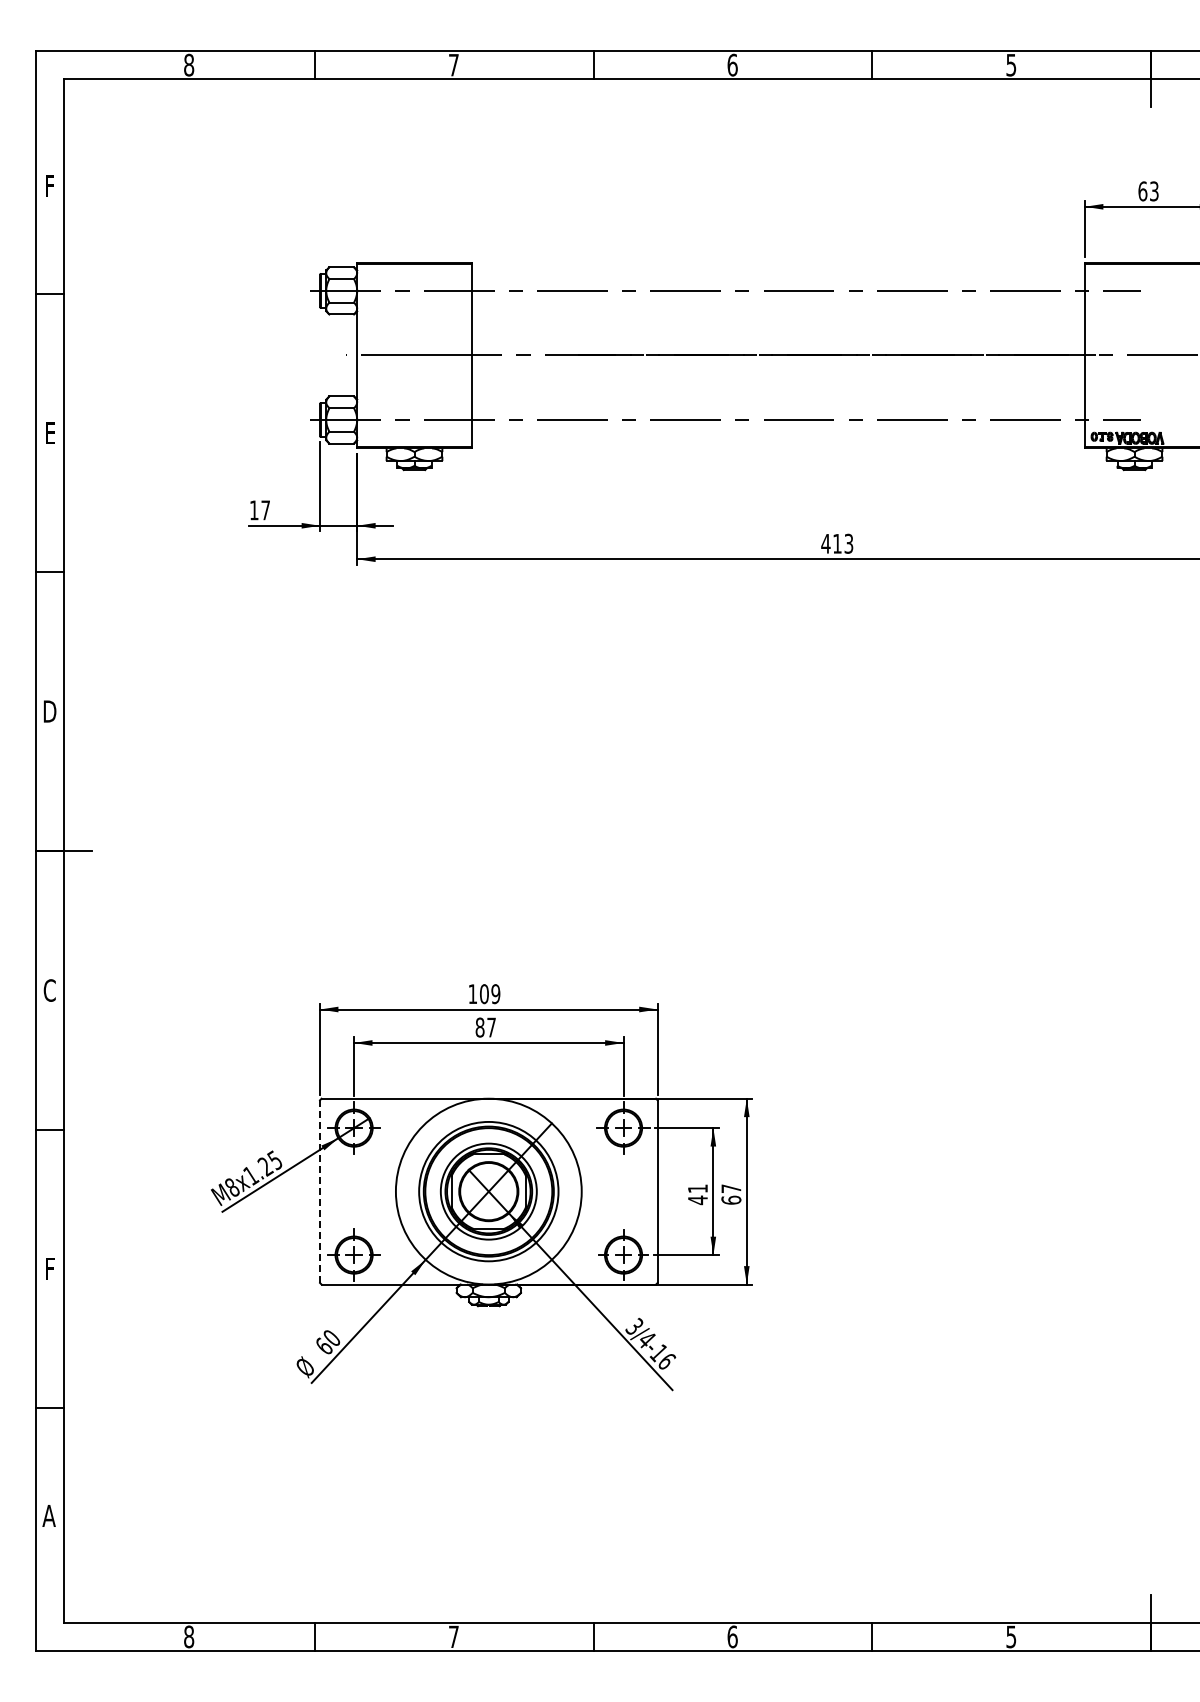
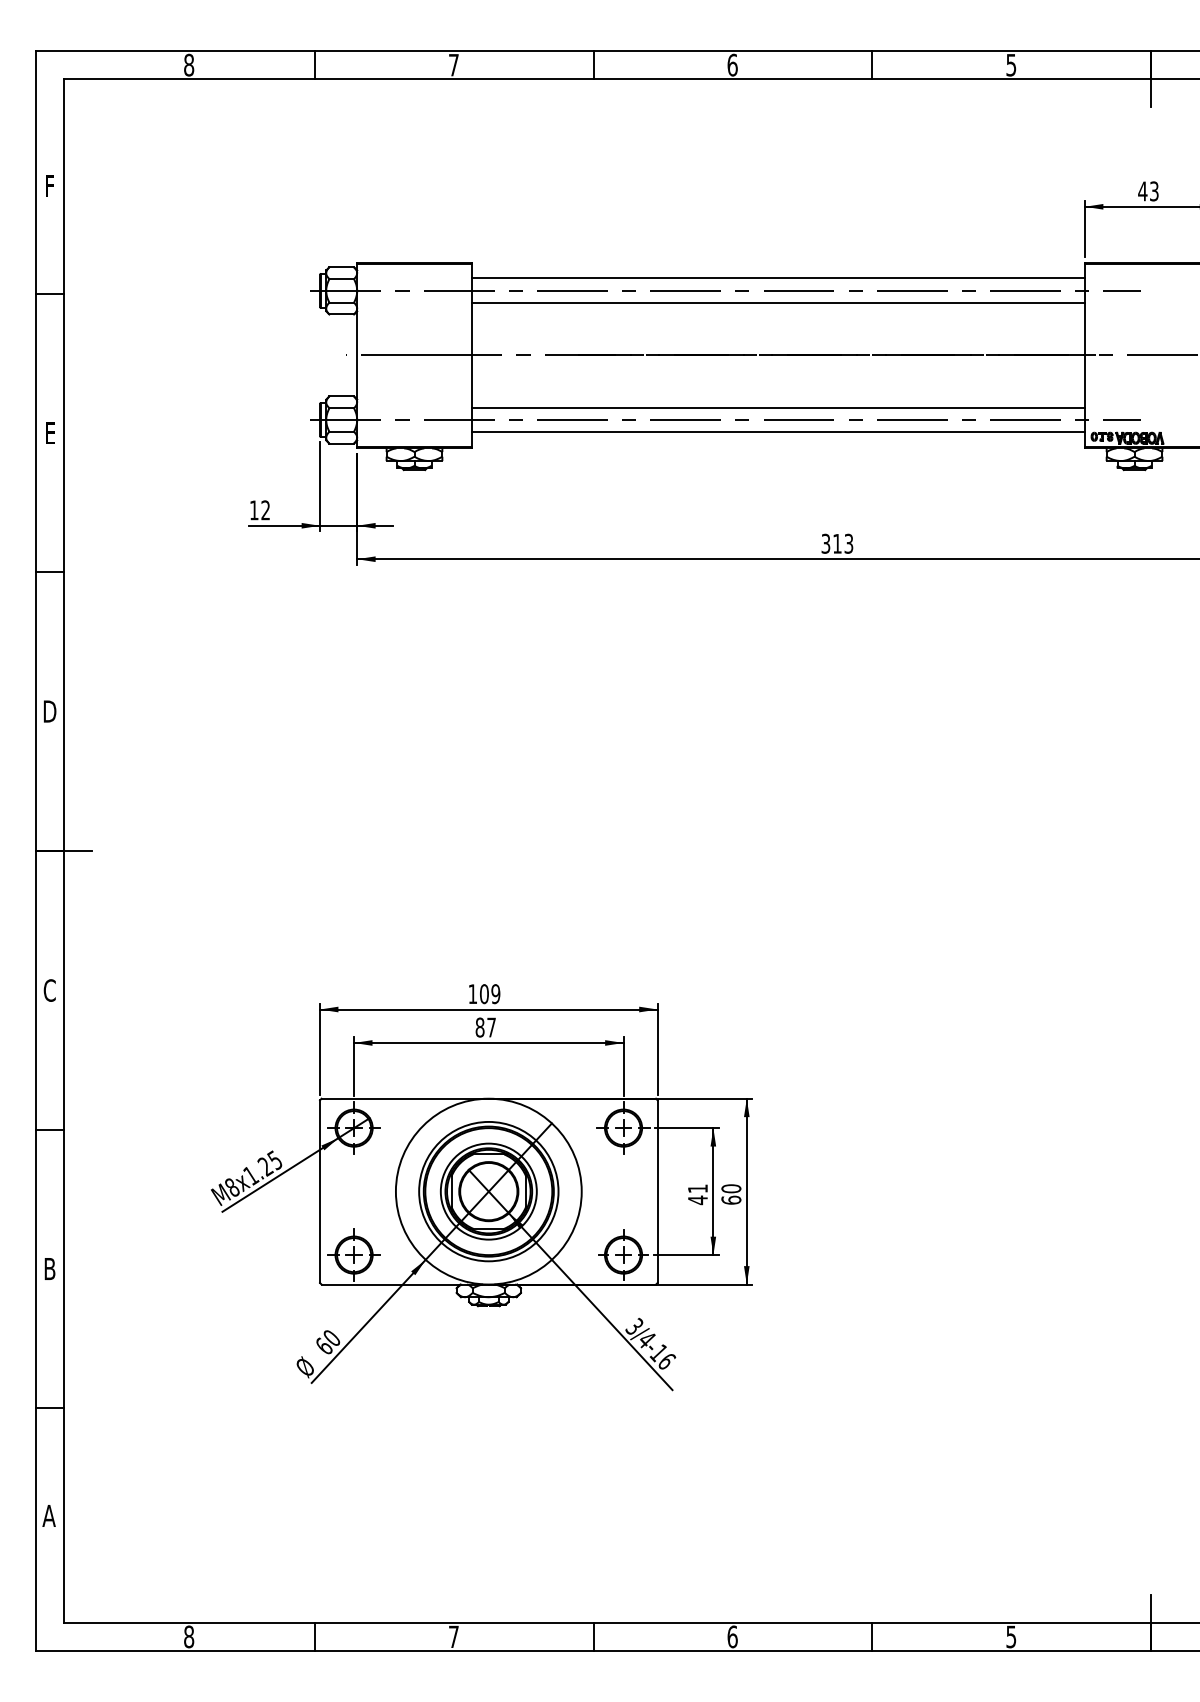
text: 63 -> 43 (1142, 191)
line: none -> present (777, 278)
line: none -> present (777, 303)
line: none -> present (777, 407)
line: none -> present (777, 432)
text: 17 -> 12 (265, 510)
text: 413 -> 313 (825, 543)
text: 67 -> 60 (731, 1188)
line: dashed -> solid (320, 1192)
text: F -> B (49, 1268)
